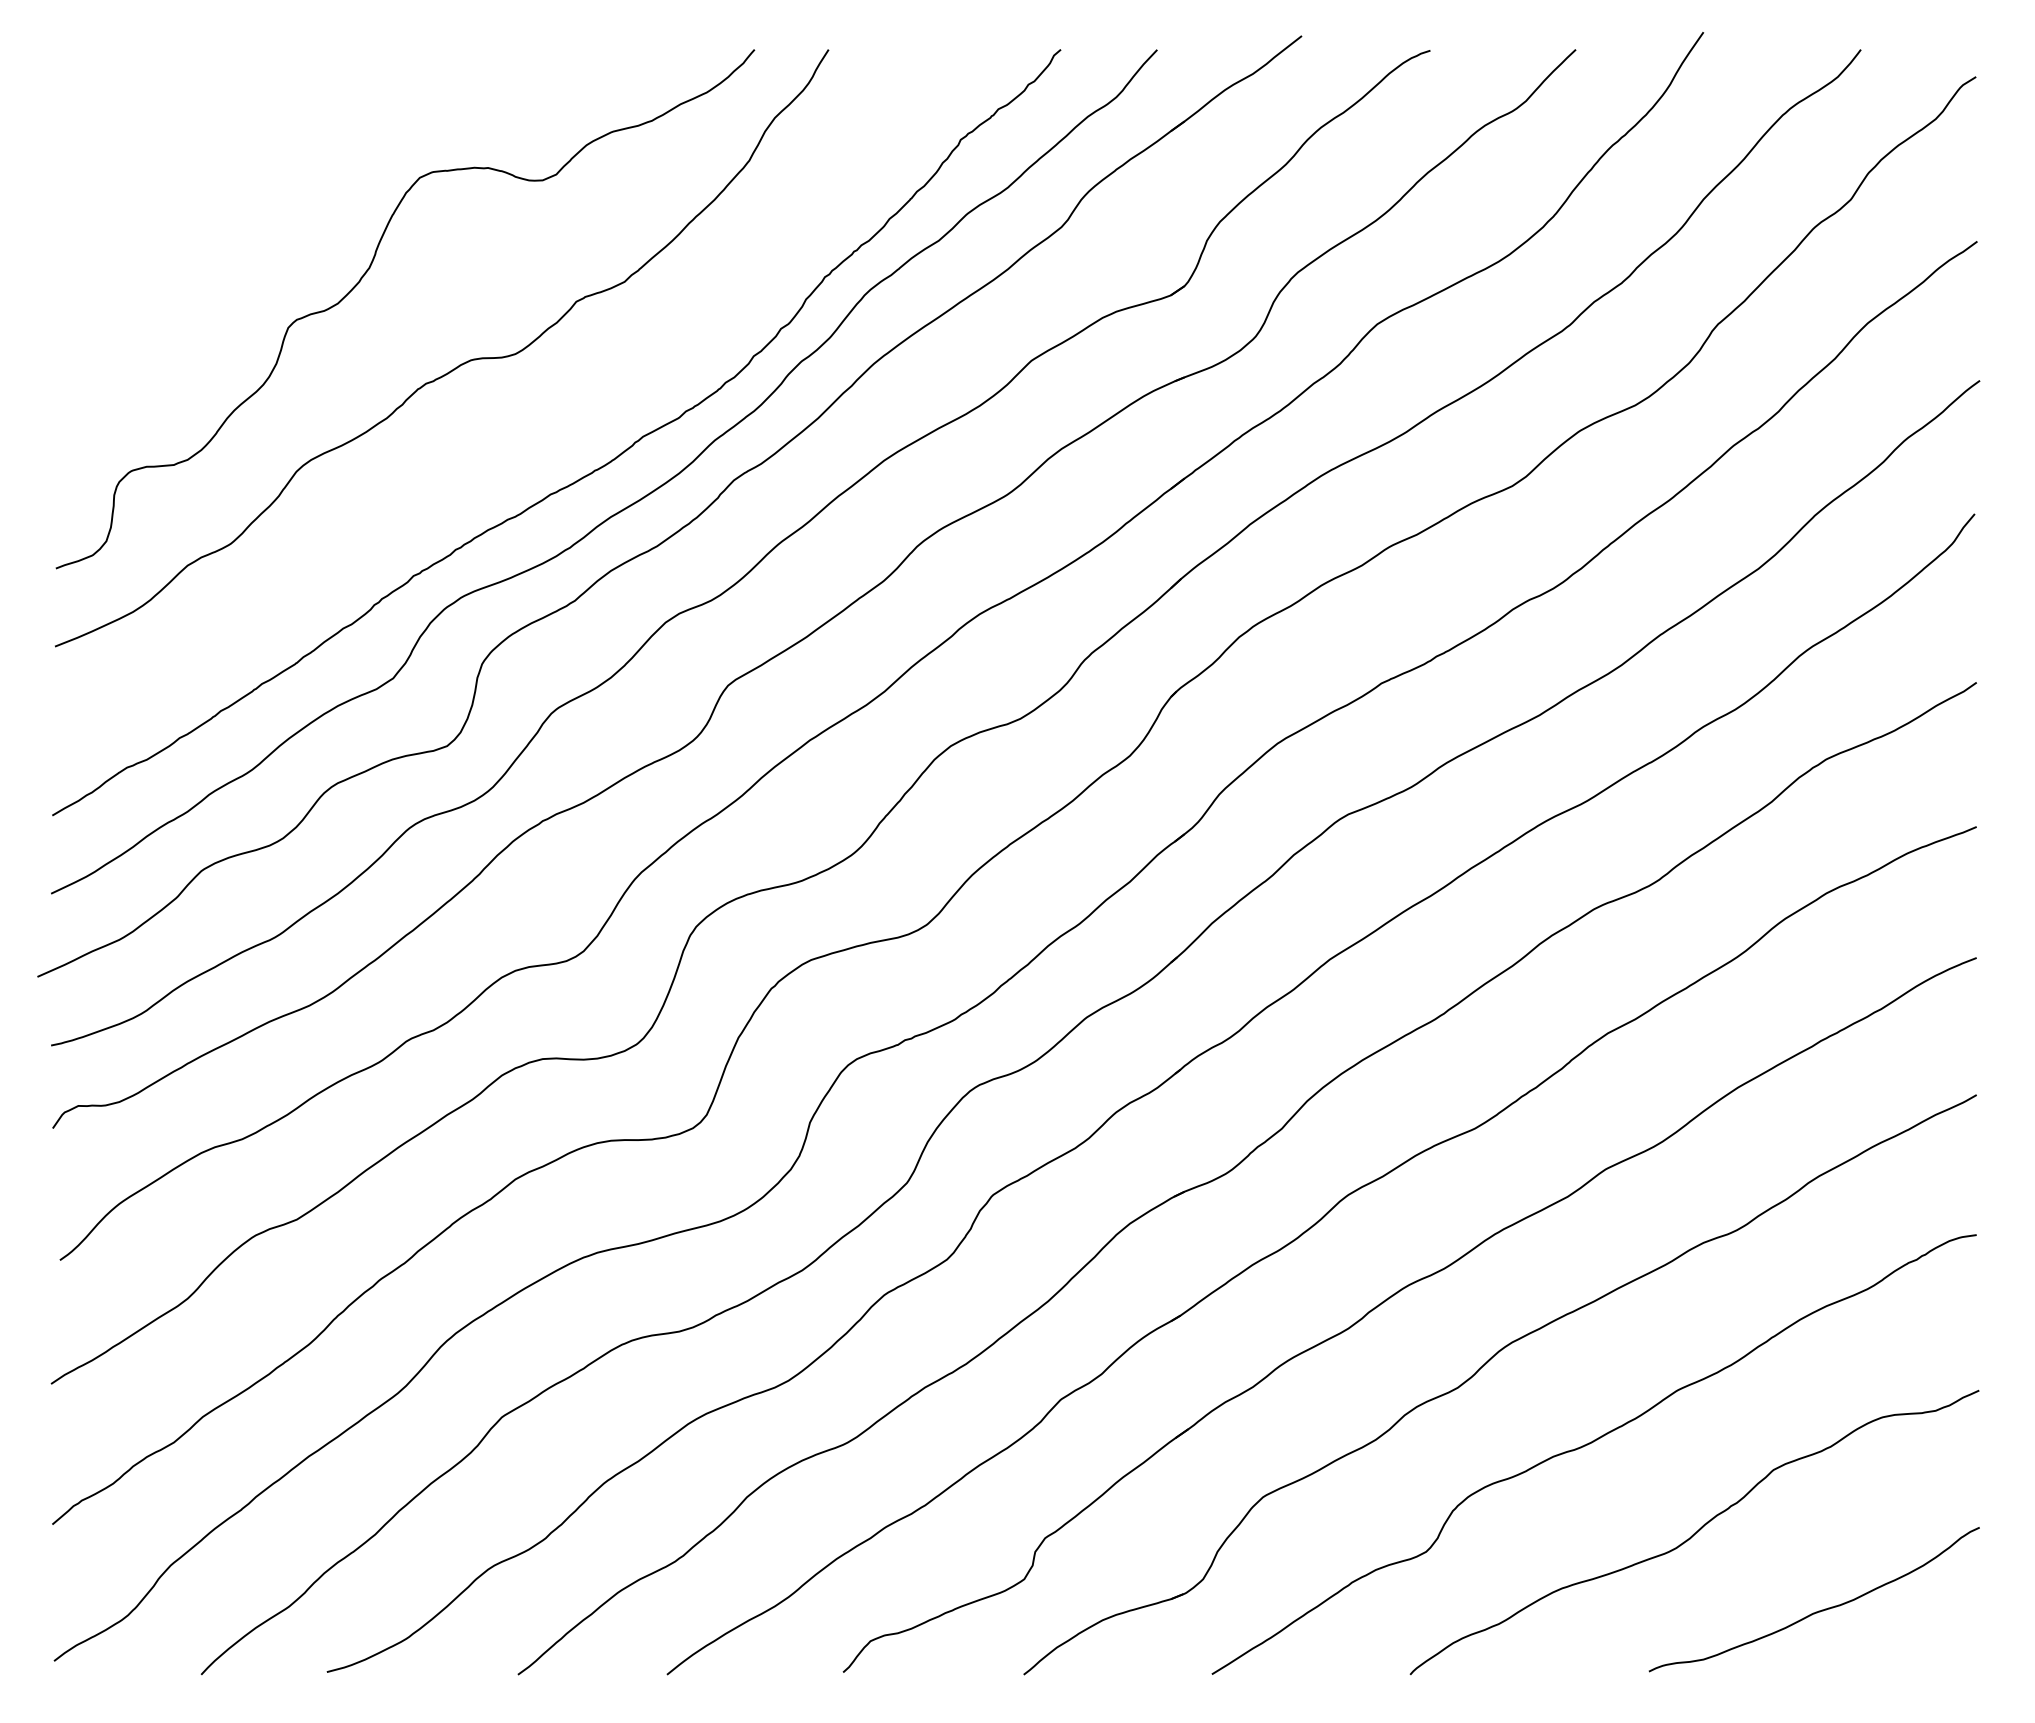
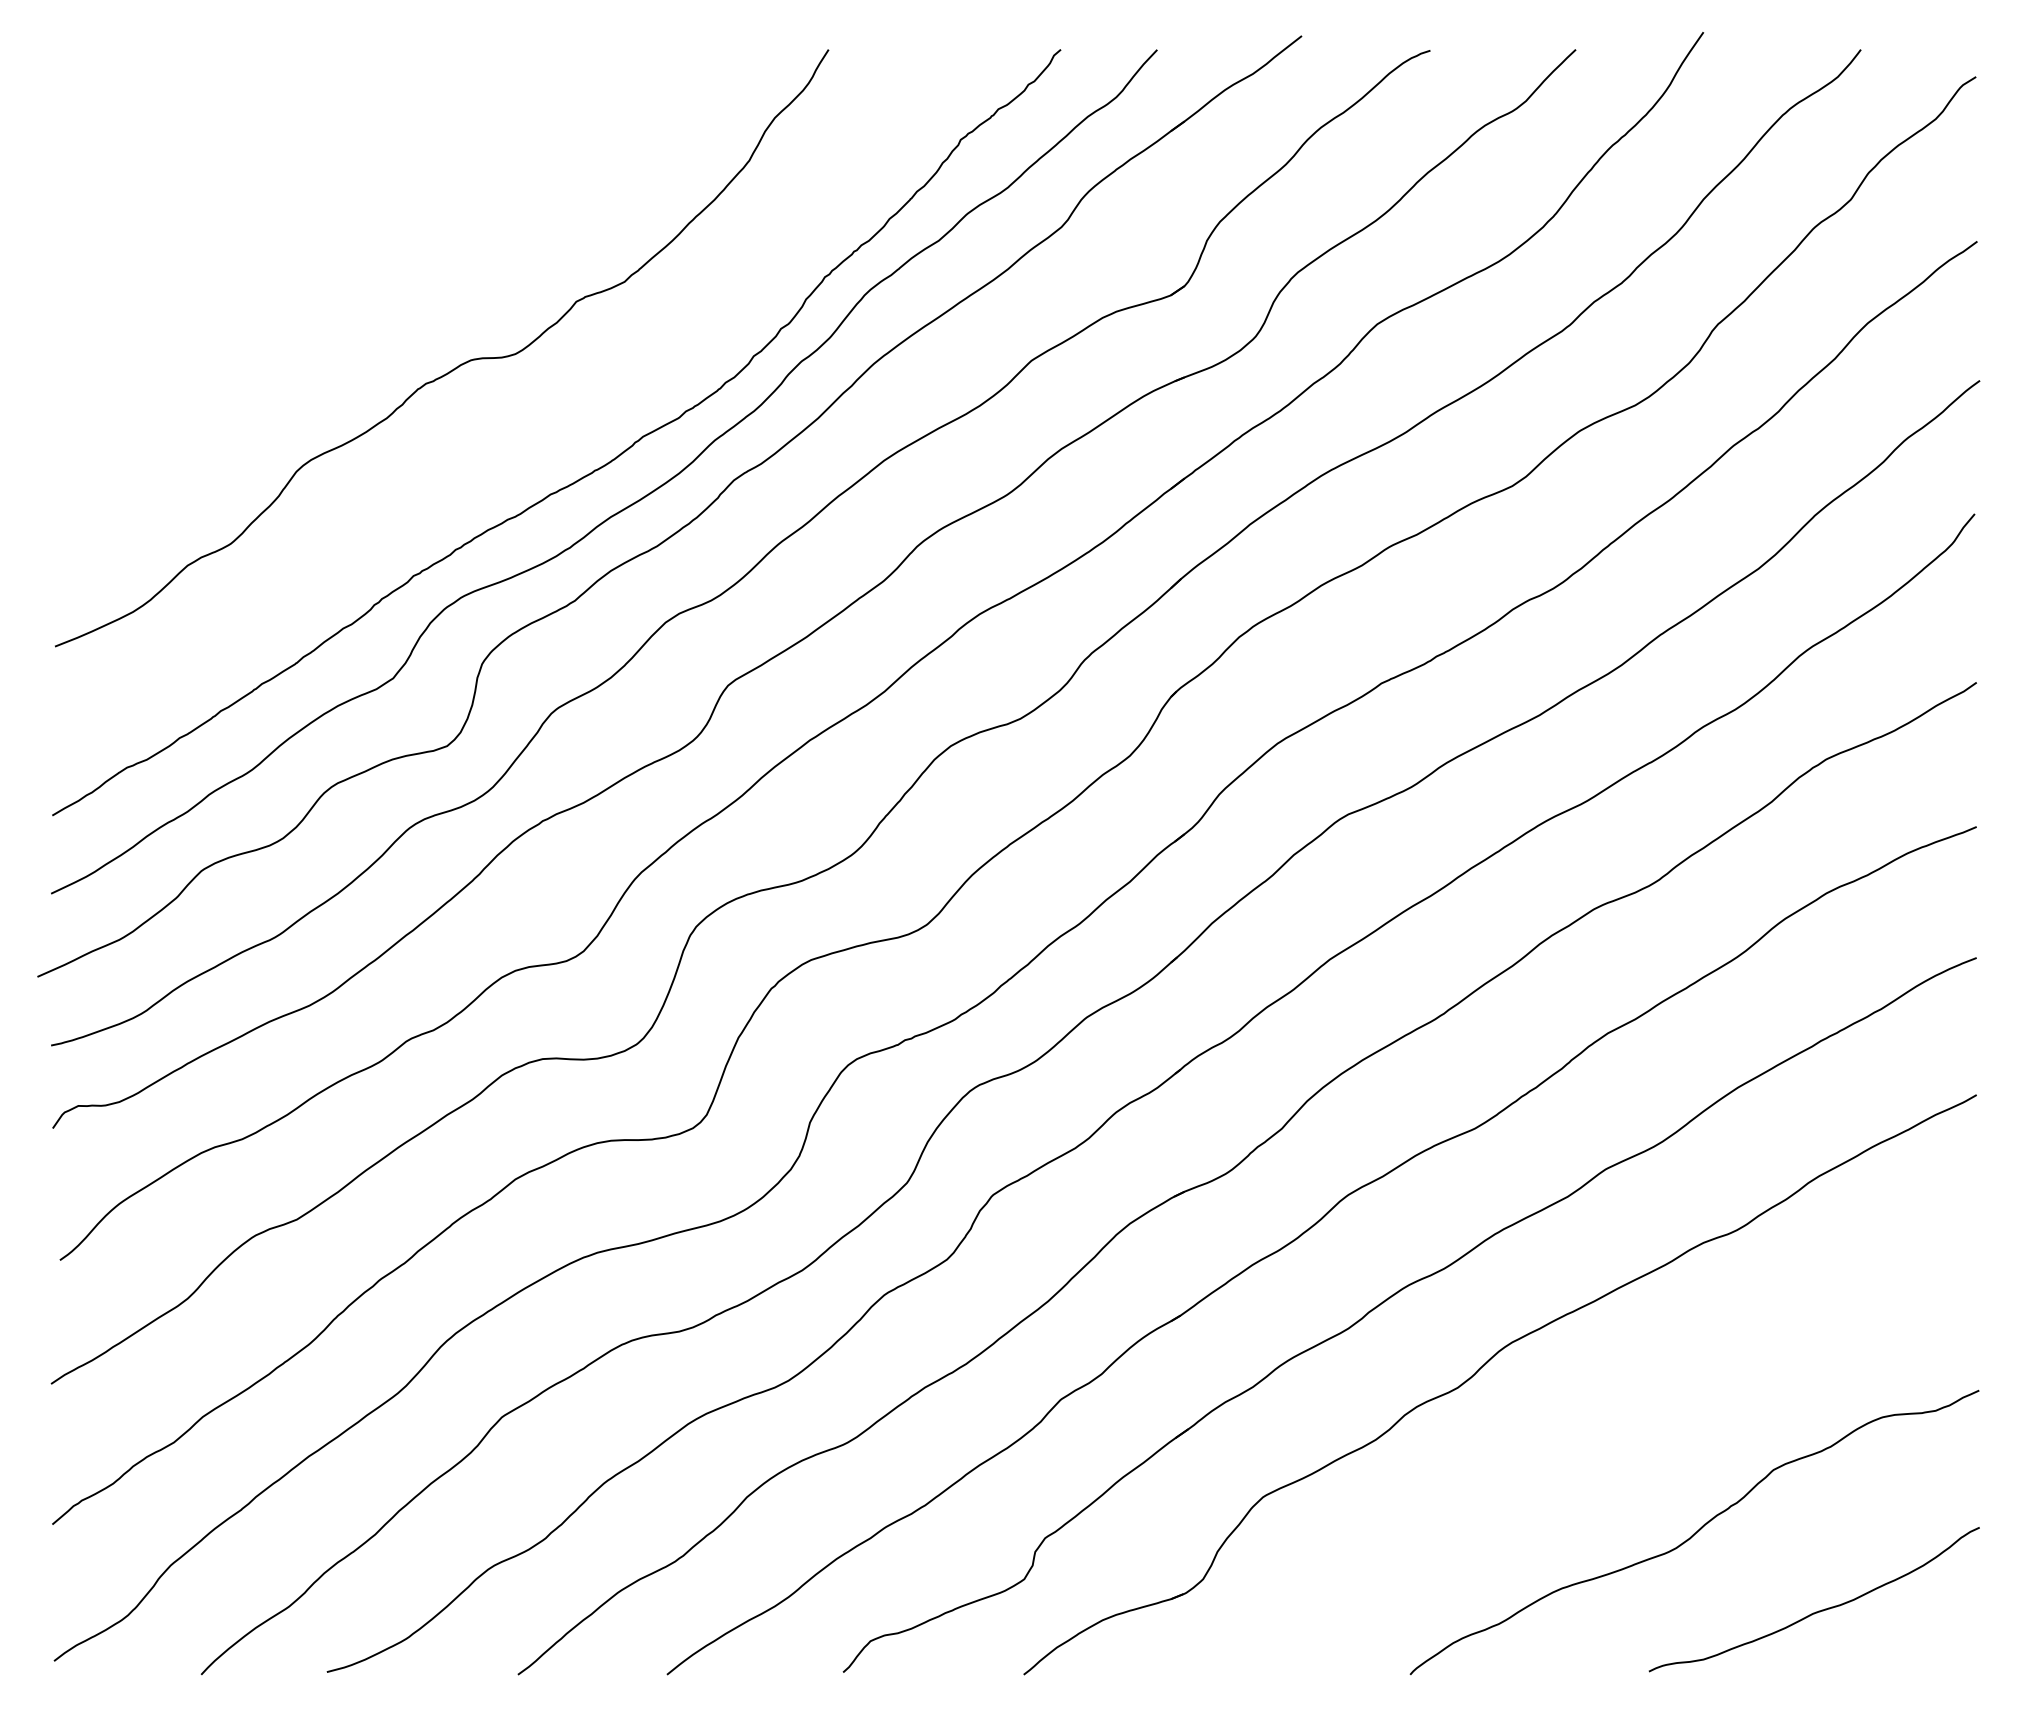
curve: present -> none (364, 276)
curve: present -> none (1589, 1444)
